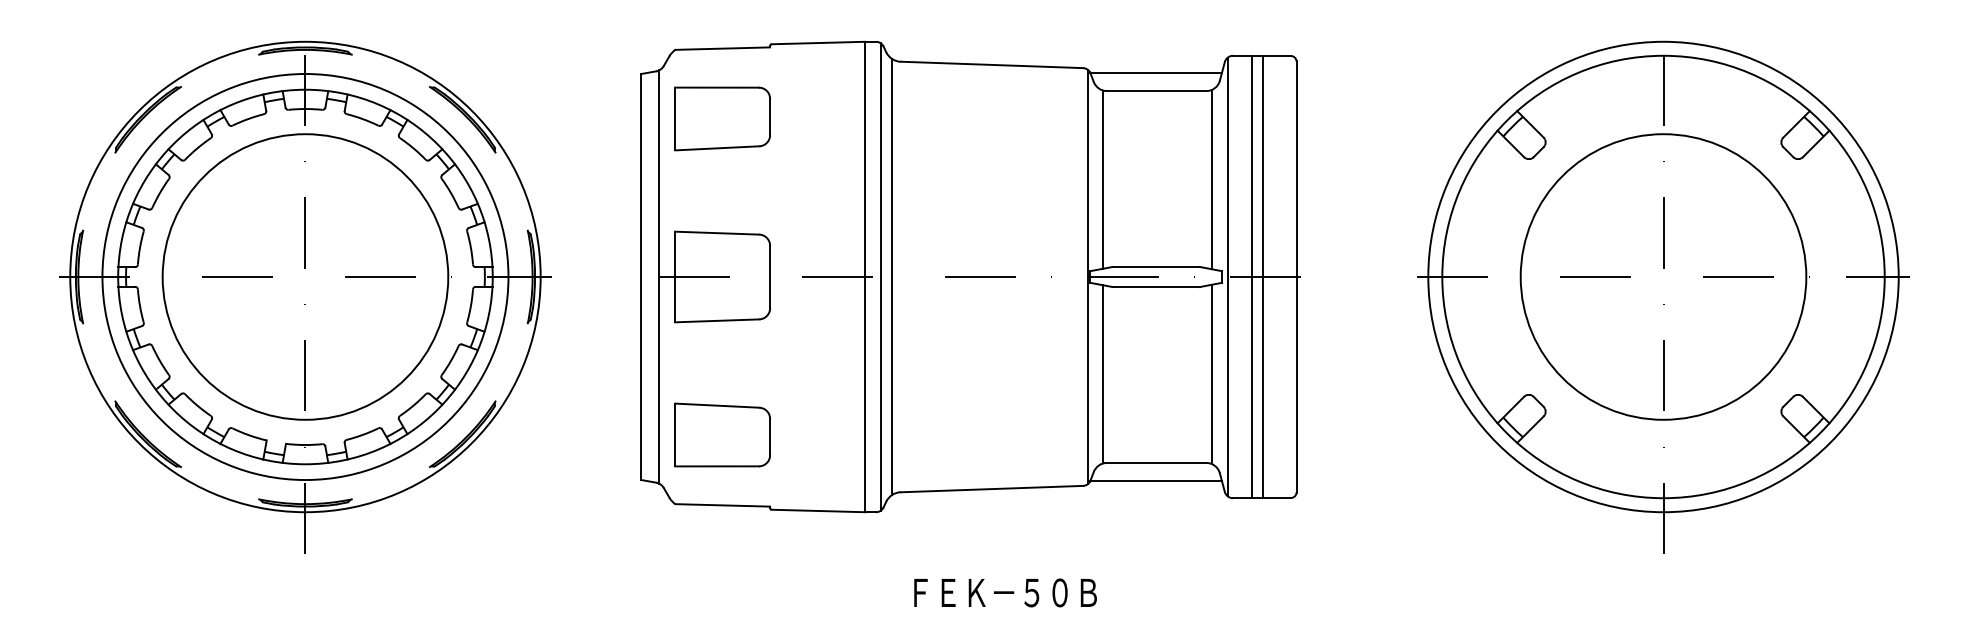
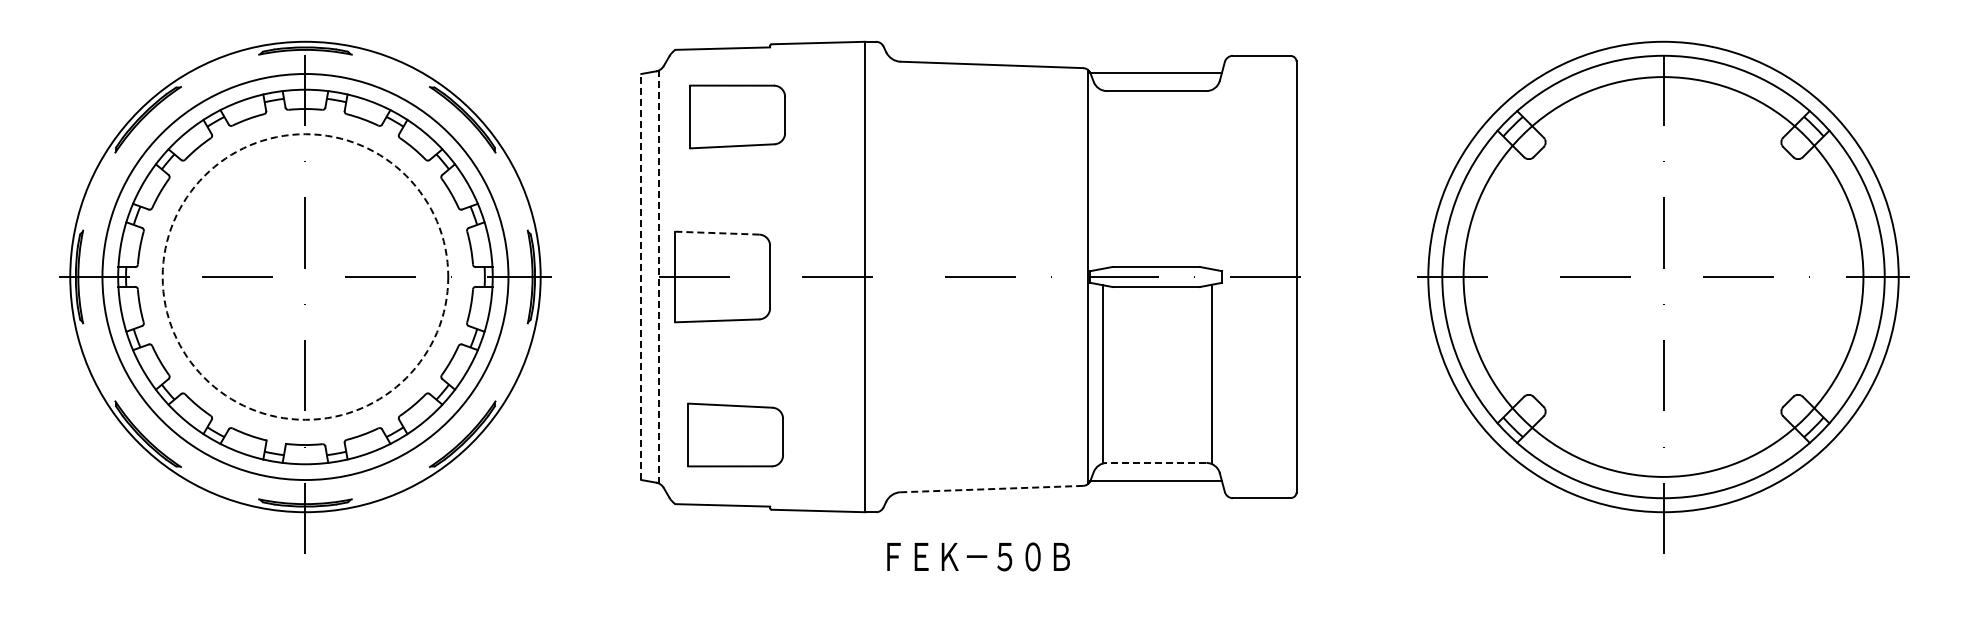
part position: (722, 118) -> (737, 116) (737, 116)
line: present -> none (1103, 179)
line: present -> none (1211, 180)
line: solid -> dashed (717, 233)
circle: solid -> dashed (305, 276)
line: solid -> dashed (641, 276)
line: present -> none (880, 276)
line: present -> none (892, 276)
line: present -> none (1227, 276)
line: present -> none (1251, 276)
line: present -> none (1262, 276)
circle diameter: 286 px -> 400 px (1663, 276)
line: solid -> dashed (659, 277)
part position: (722, 434) -> (735, 434) (735, 434)
line: solid -> dashed (1156, 462)
line: solid -> dashed (991, 489)
text position: (1005, 592) -> (978, 556) (978, 556)
